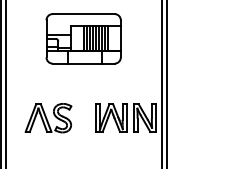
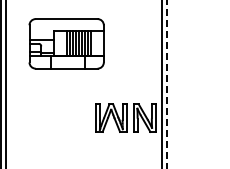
part position: (83, 38) -> (66, 43) (66, 43)
line: solid -> dashed (166, 83)
part: present -> none (48, 118)
